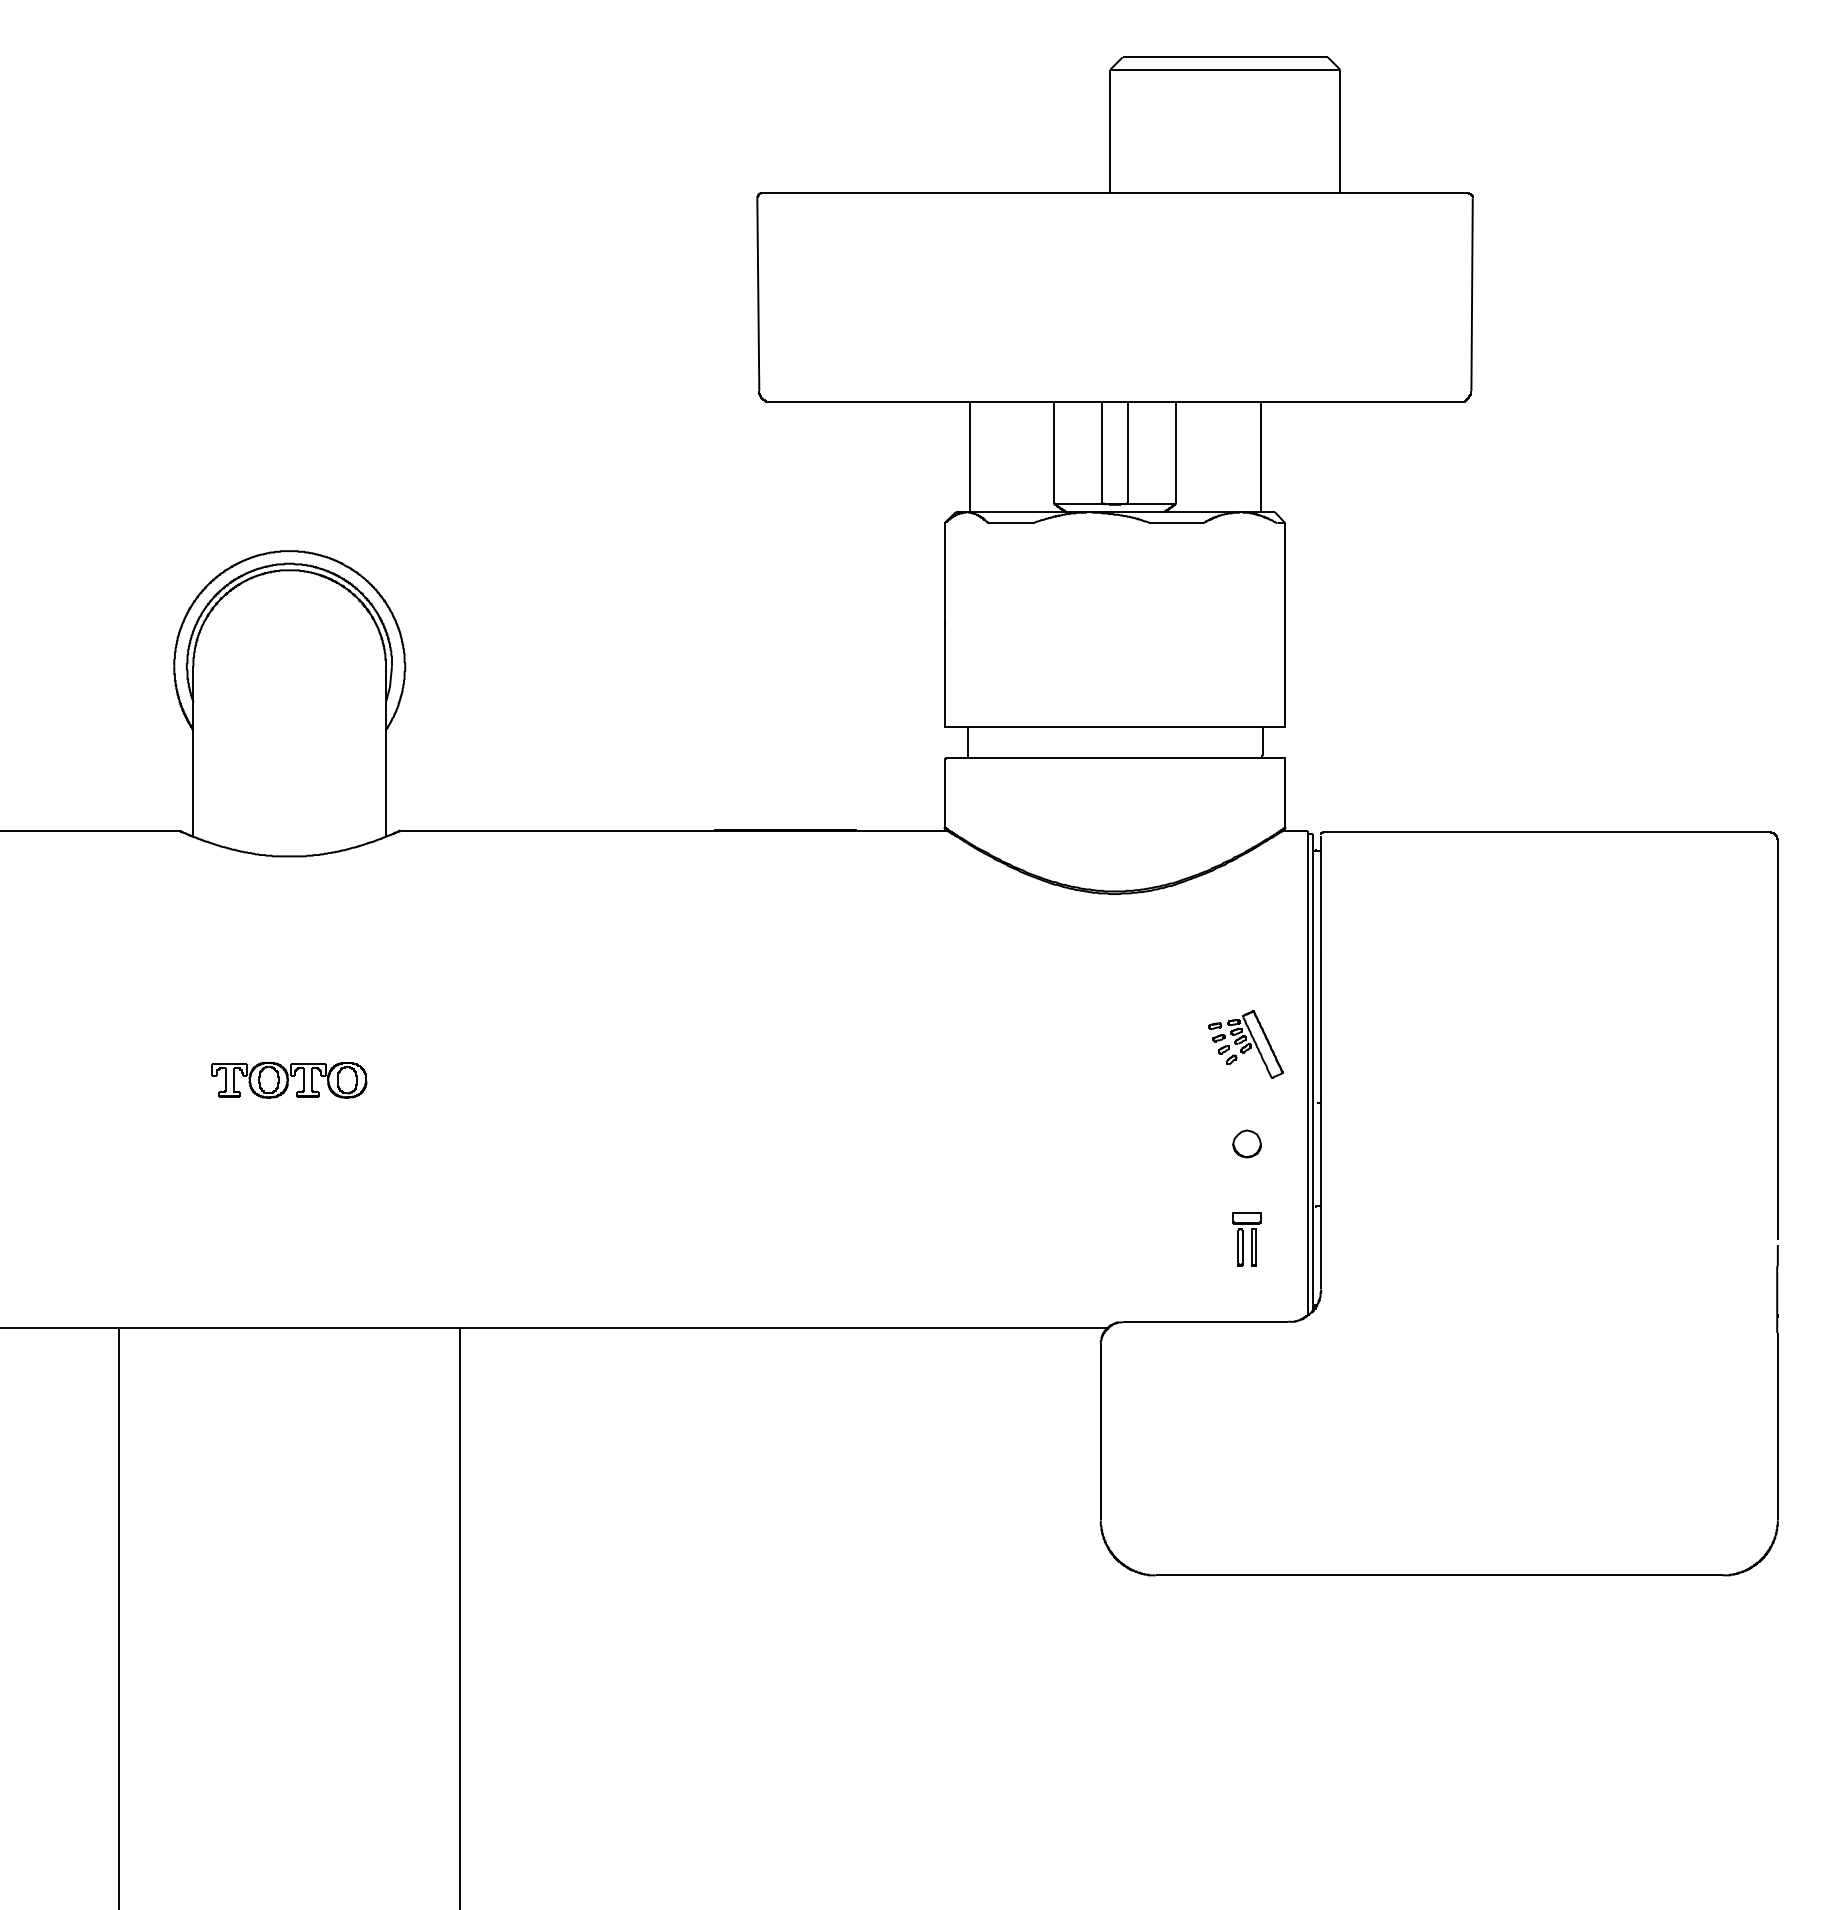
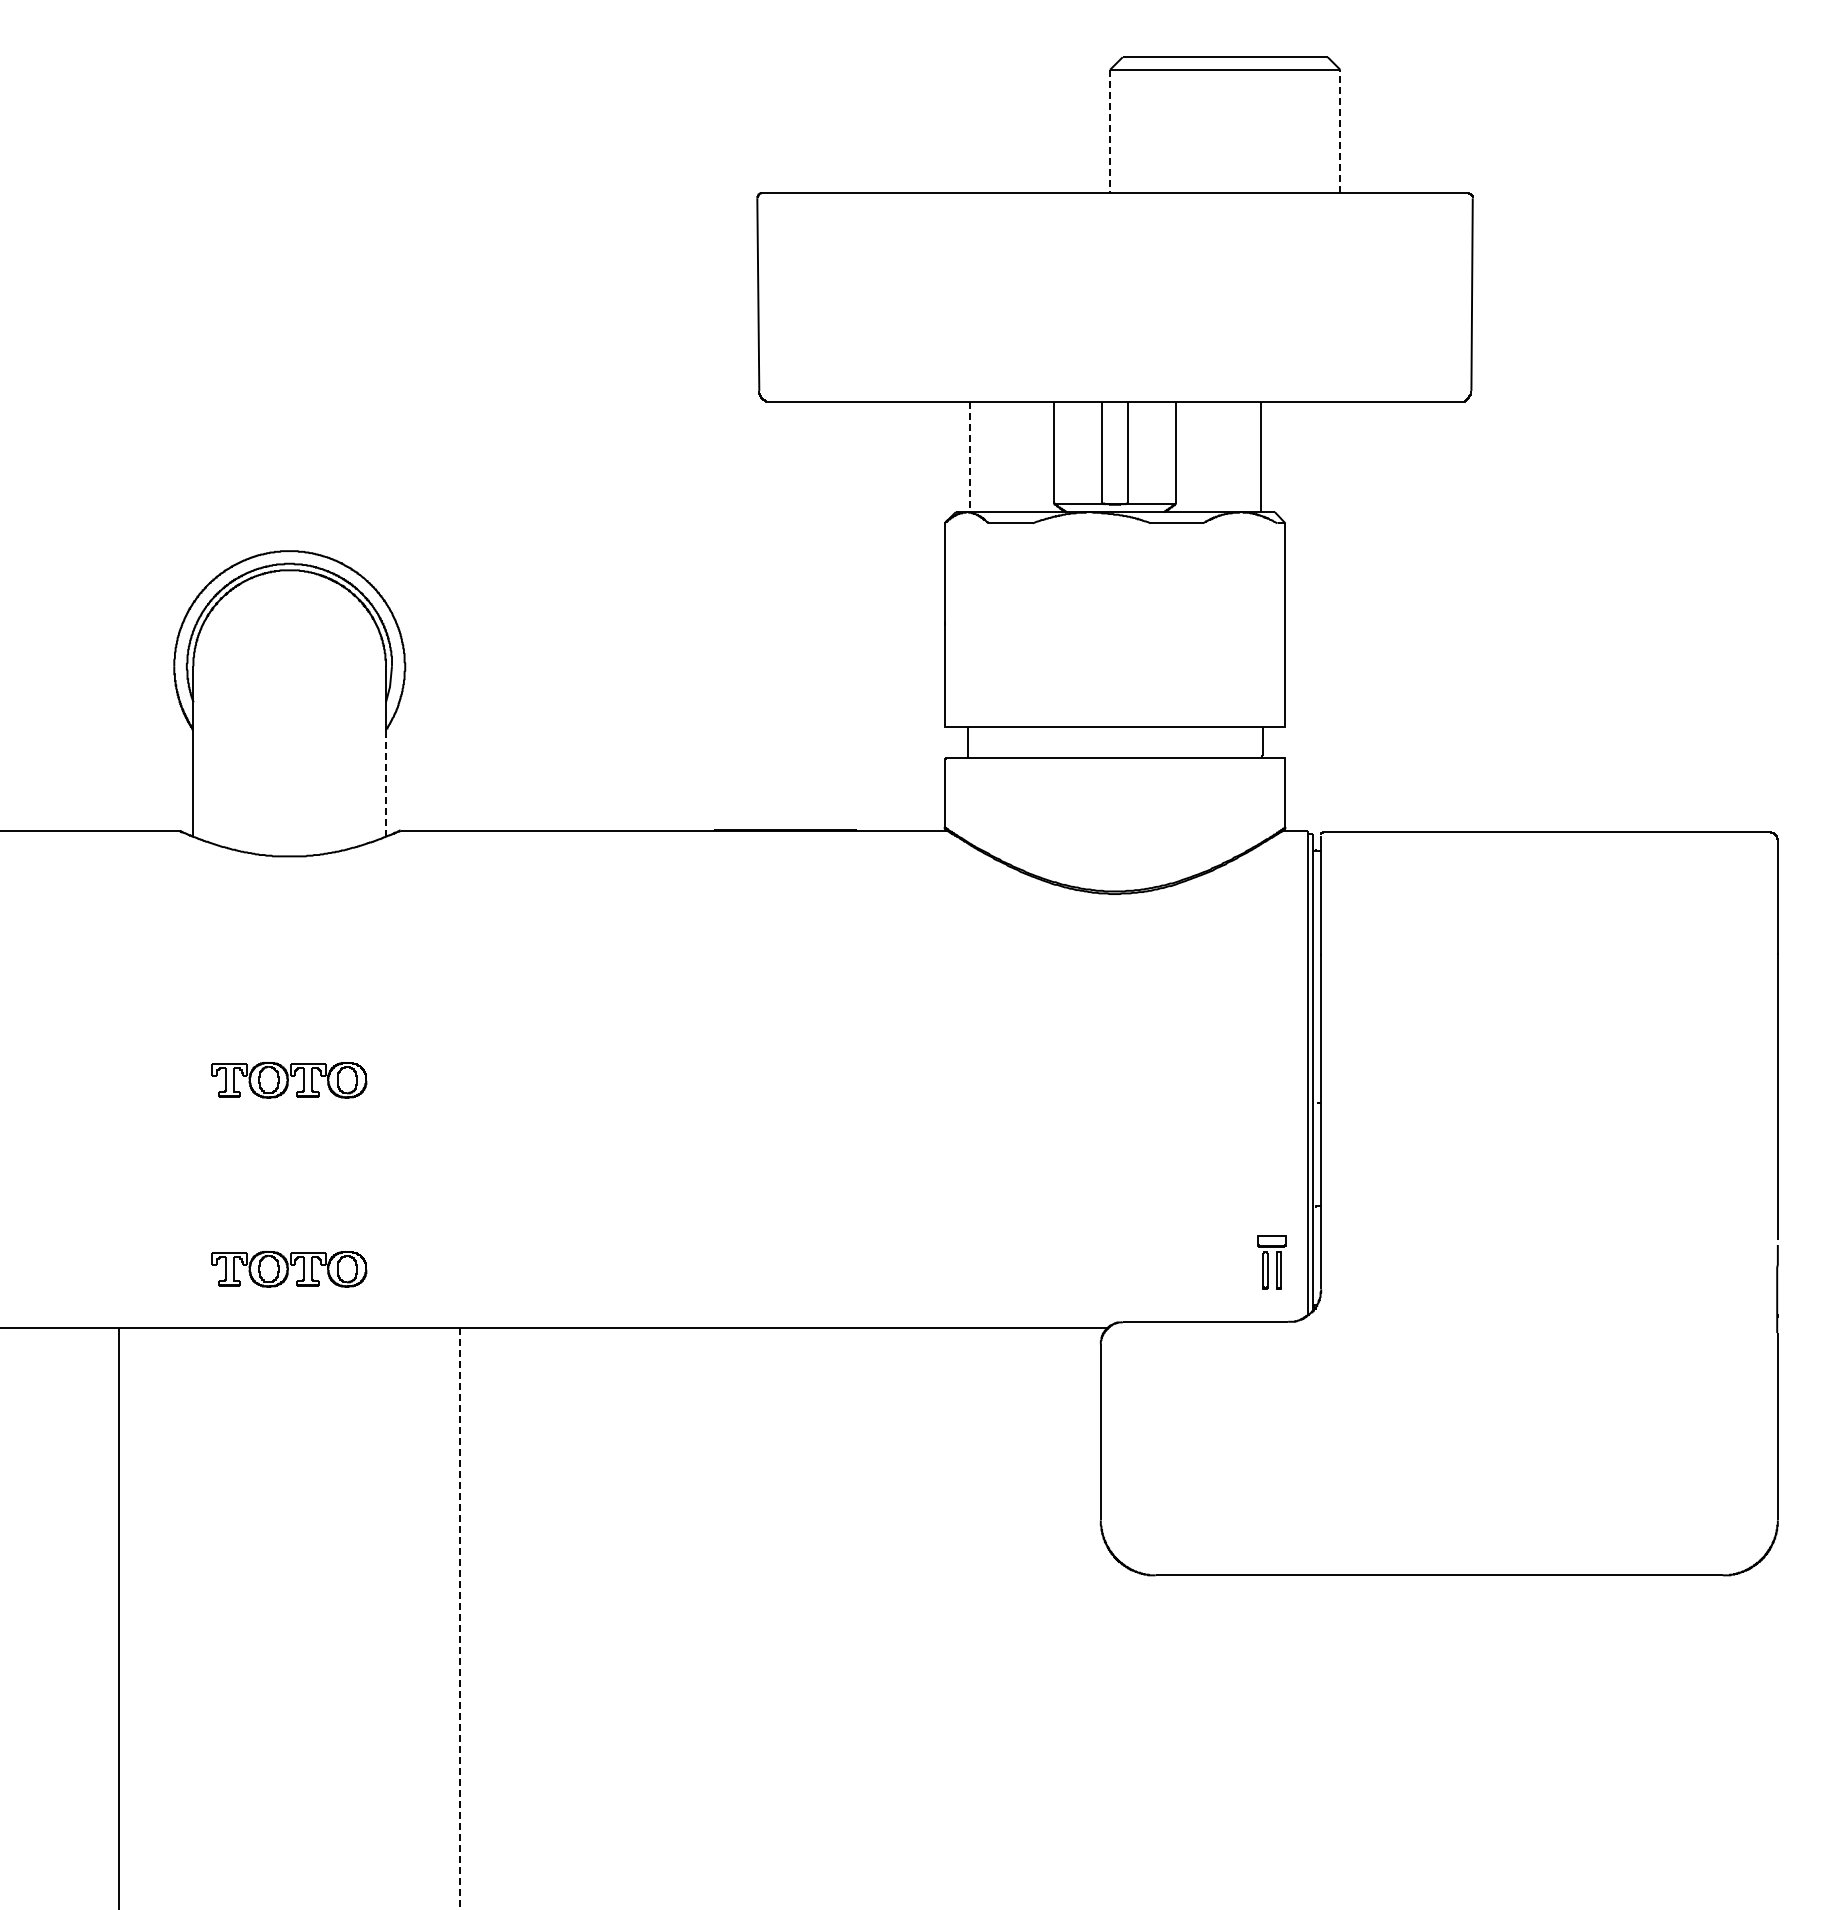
line: solid -> dashed (1110, 131)
line: solid -> dashed (1340, 131)
line: solid -> dashed (969, 457)
line: solid -> dashed (386, 783)
part: present -> none (1245, 1044)
part: present -> none (1246, 1143)
part position: (1246, 1239) -> (1271, 1262) (1271, 1262)
part: none -> present (289, 1269)
line: solid -> dashed (460, 1619)
